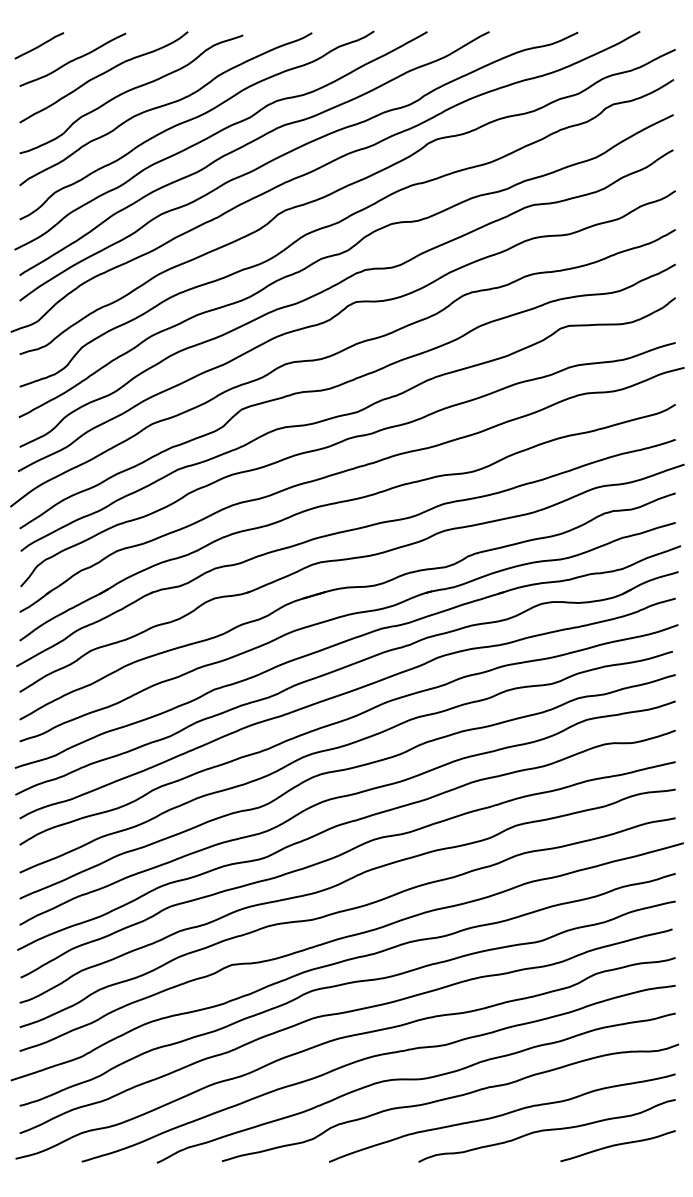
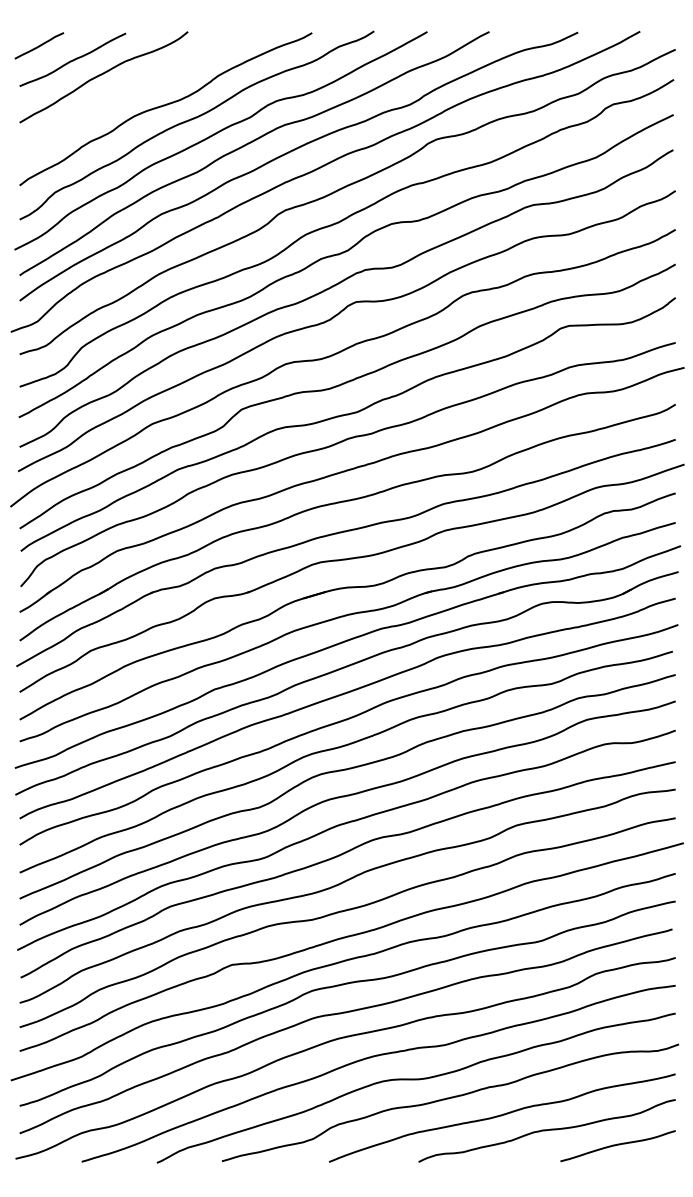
curve: present -> none (129, 91)
